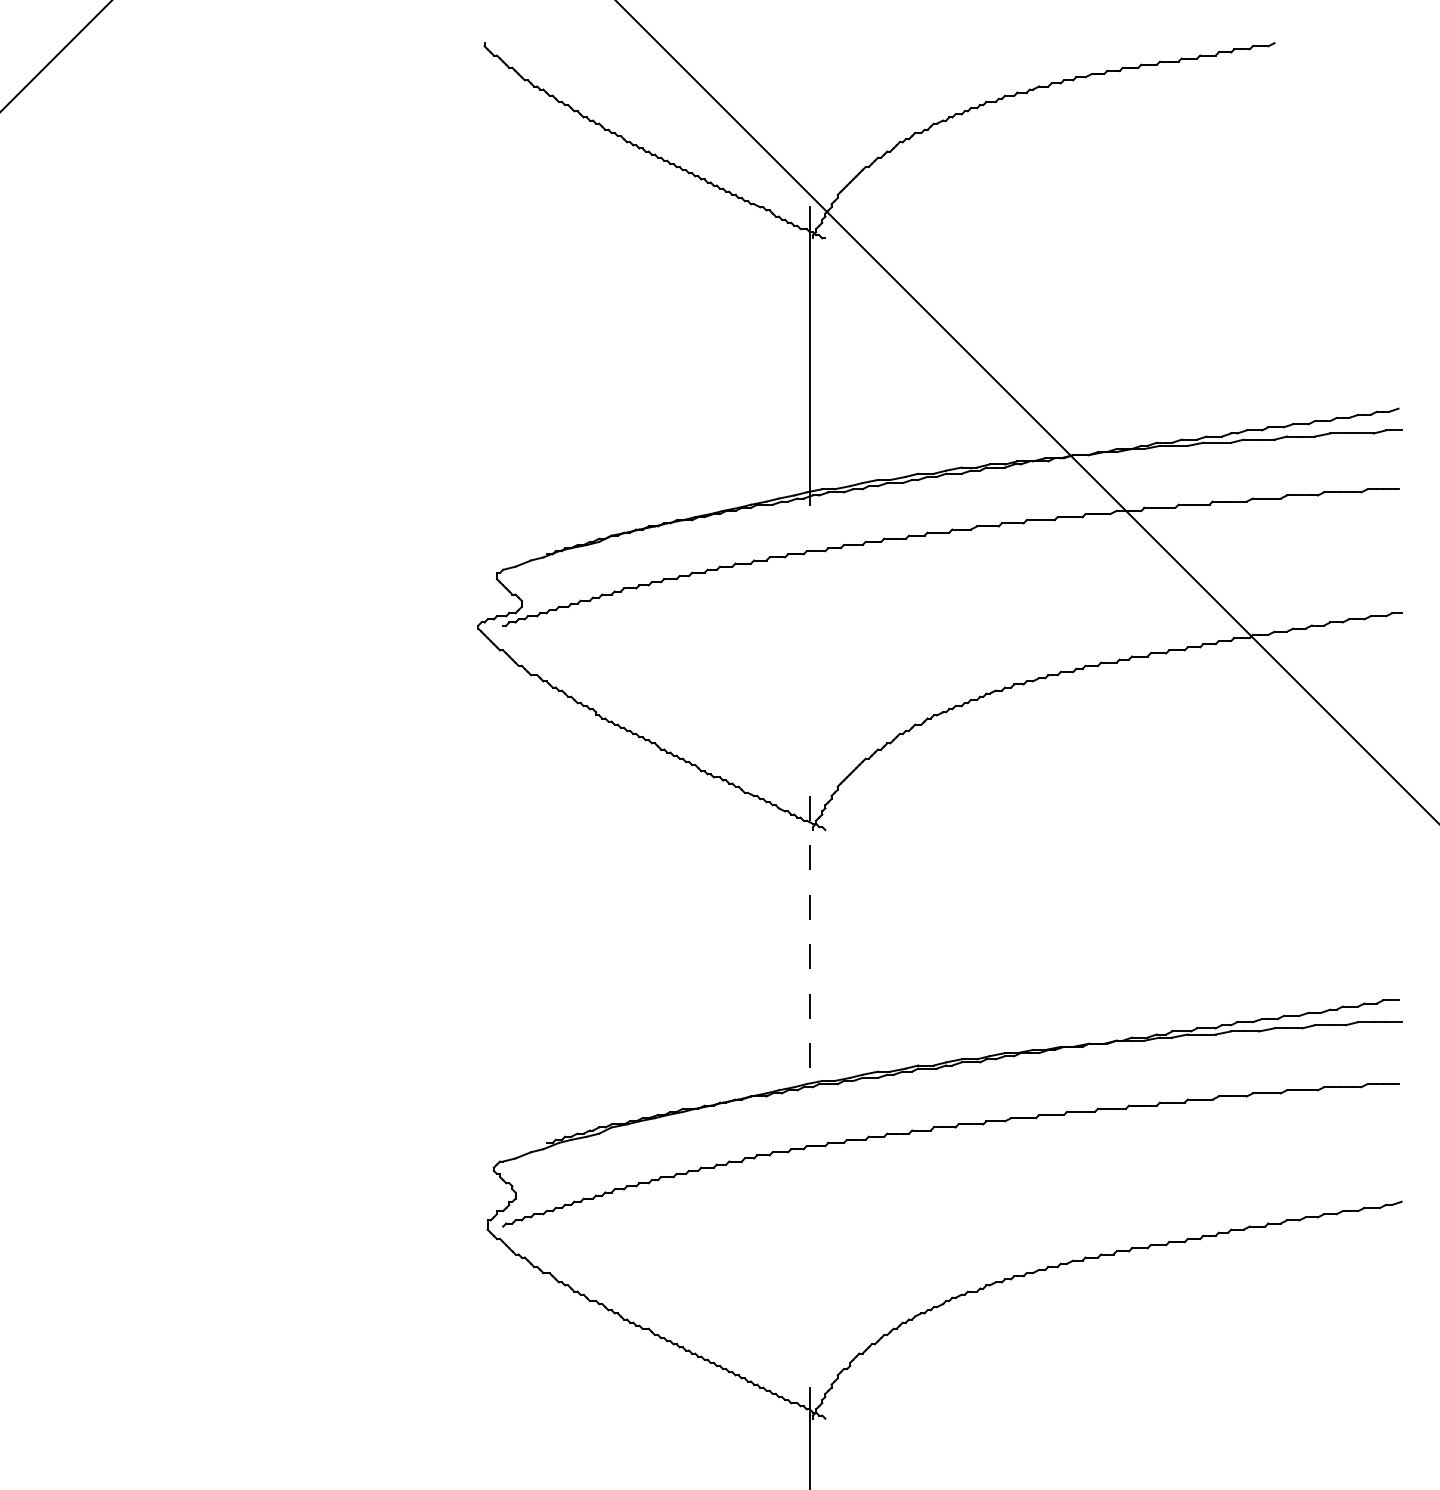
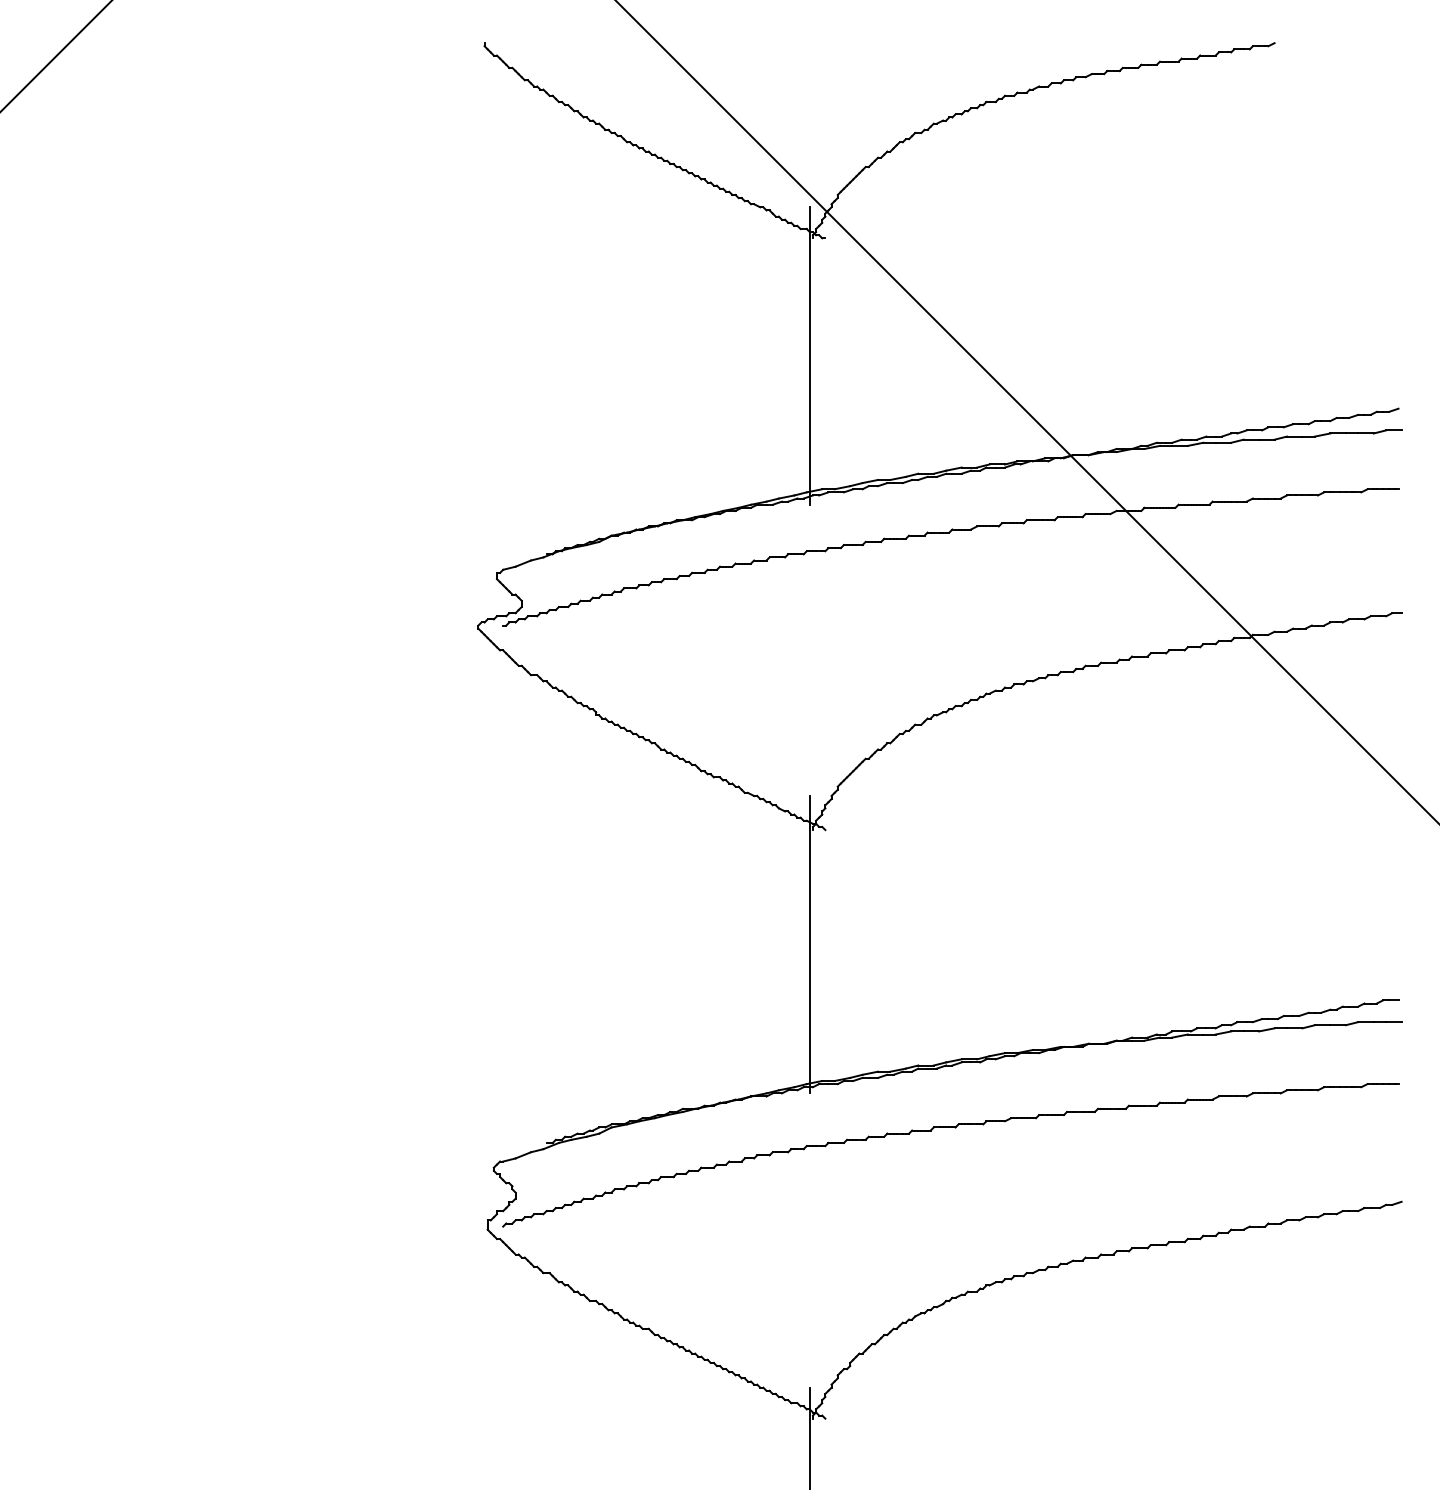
line: dashed -> solid (809, 944)
